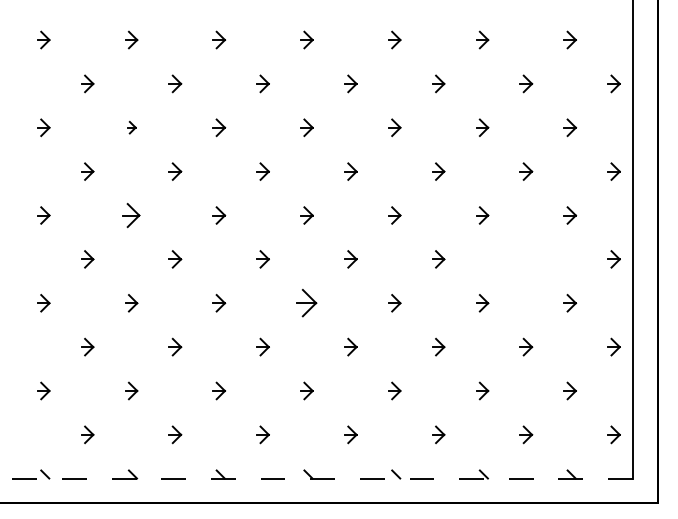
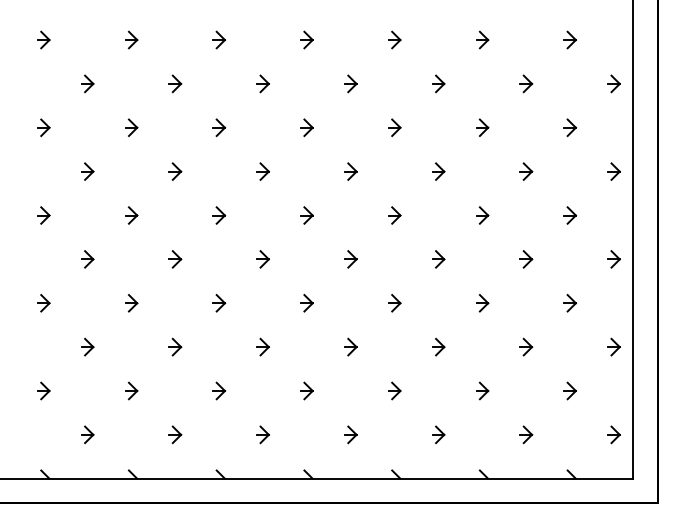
part size: 10x15 px -> 14x19 px (131, 127)
part size: 19x26 px -> 14x19 px (131, 215)
part: none -> present (526, 259)
part size: 22x29 px -> 14x19 px (306, 303)
line: dashed -> solid (316, 478)
